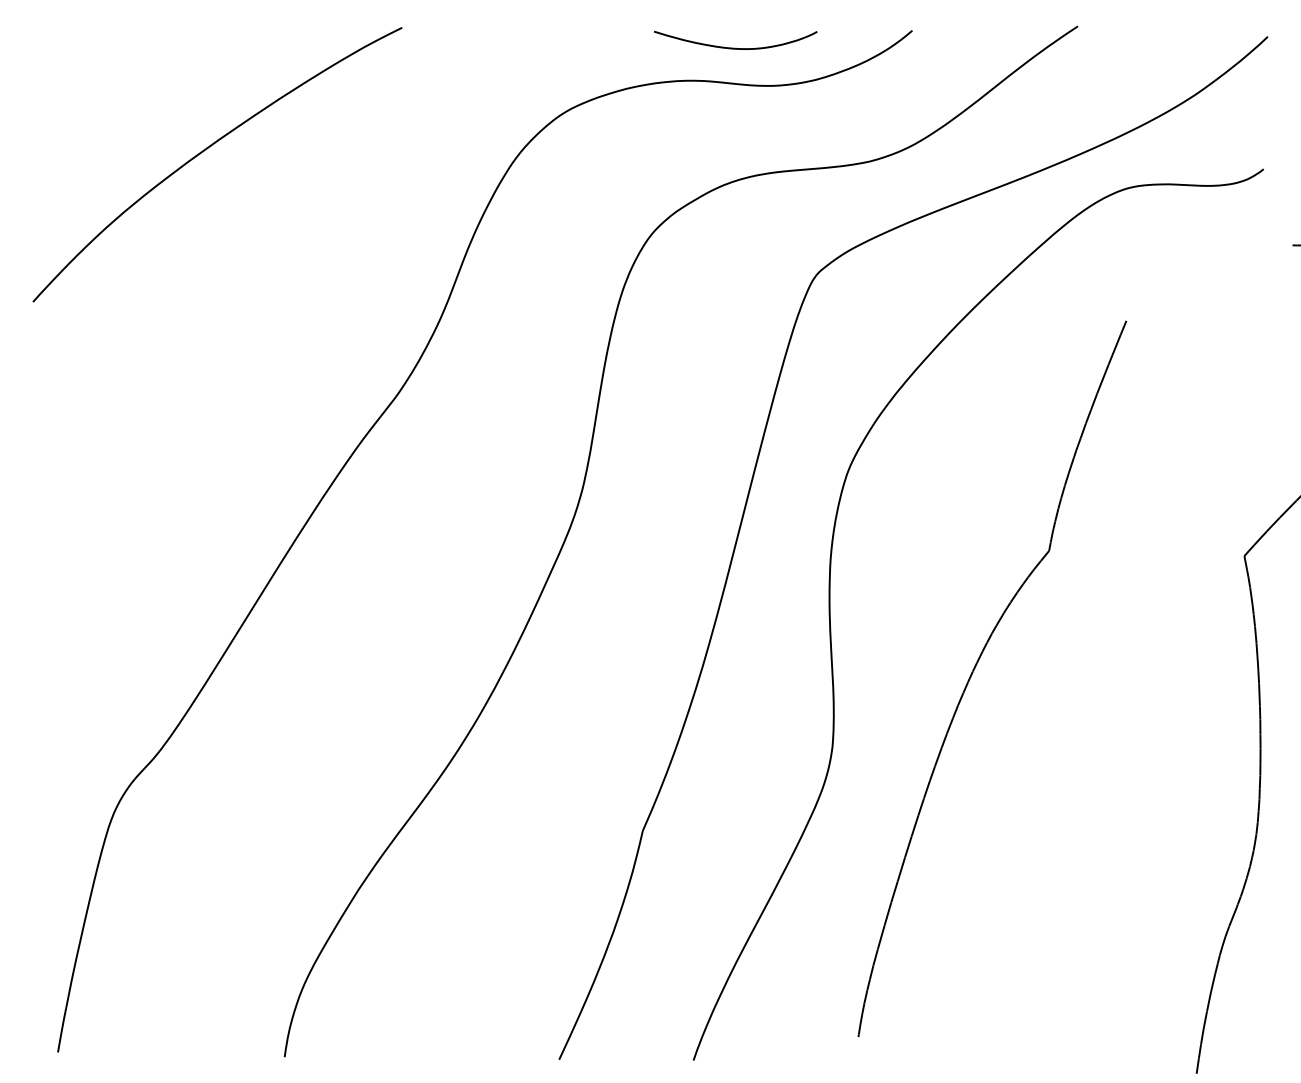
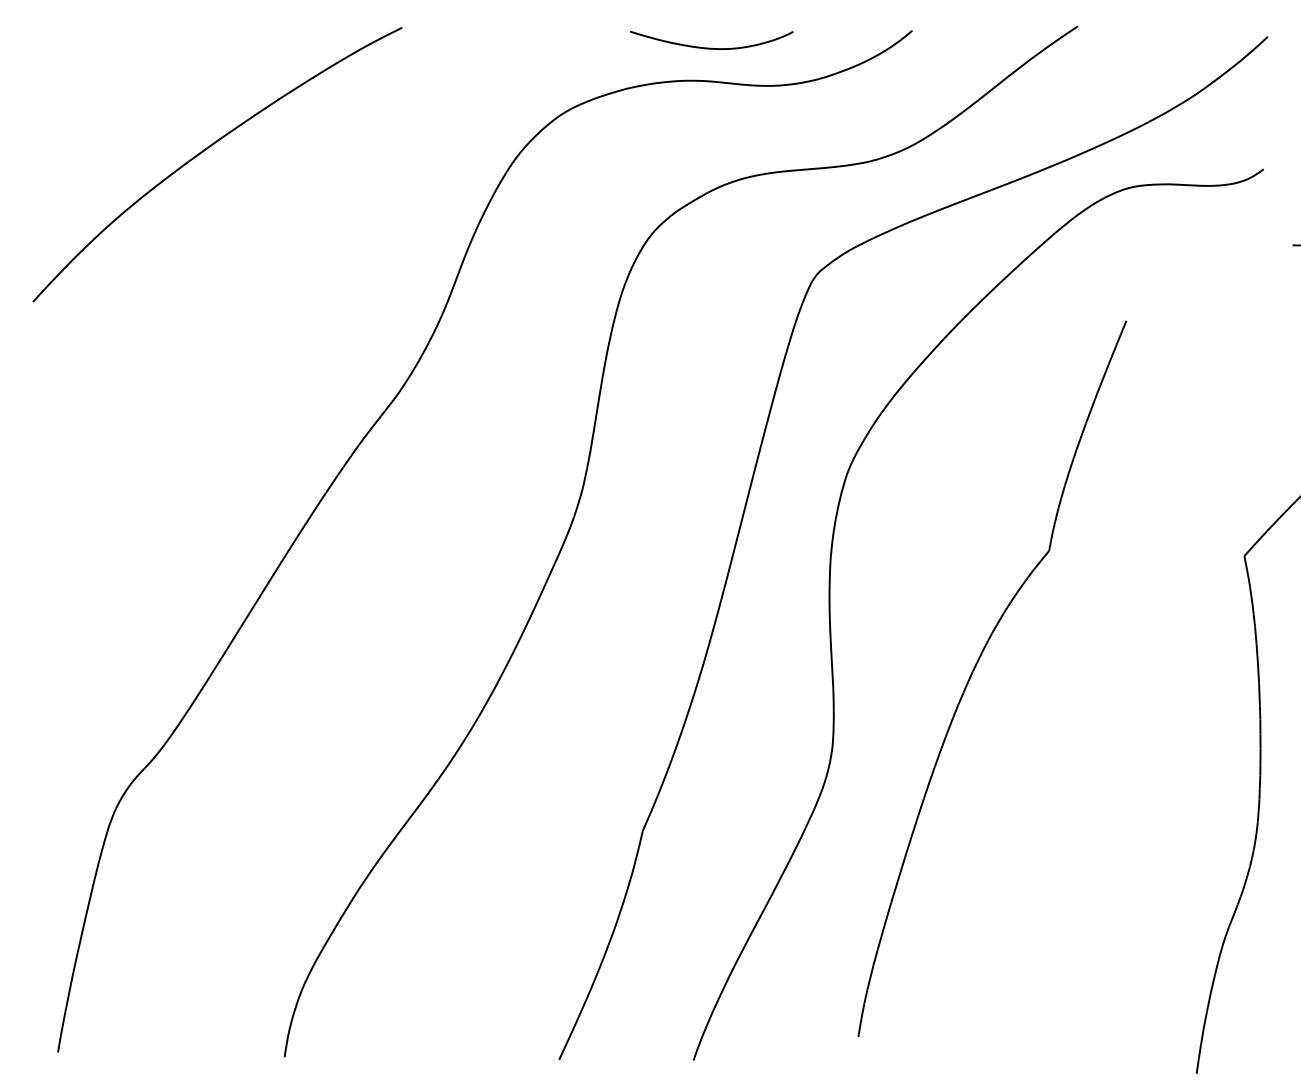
curve position: (735, 47) -> (711, 47) (711, 47)
